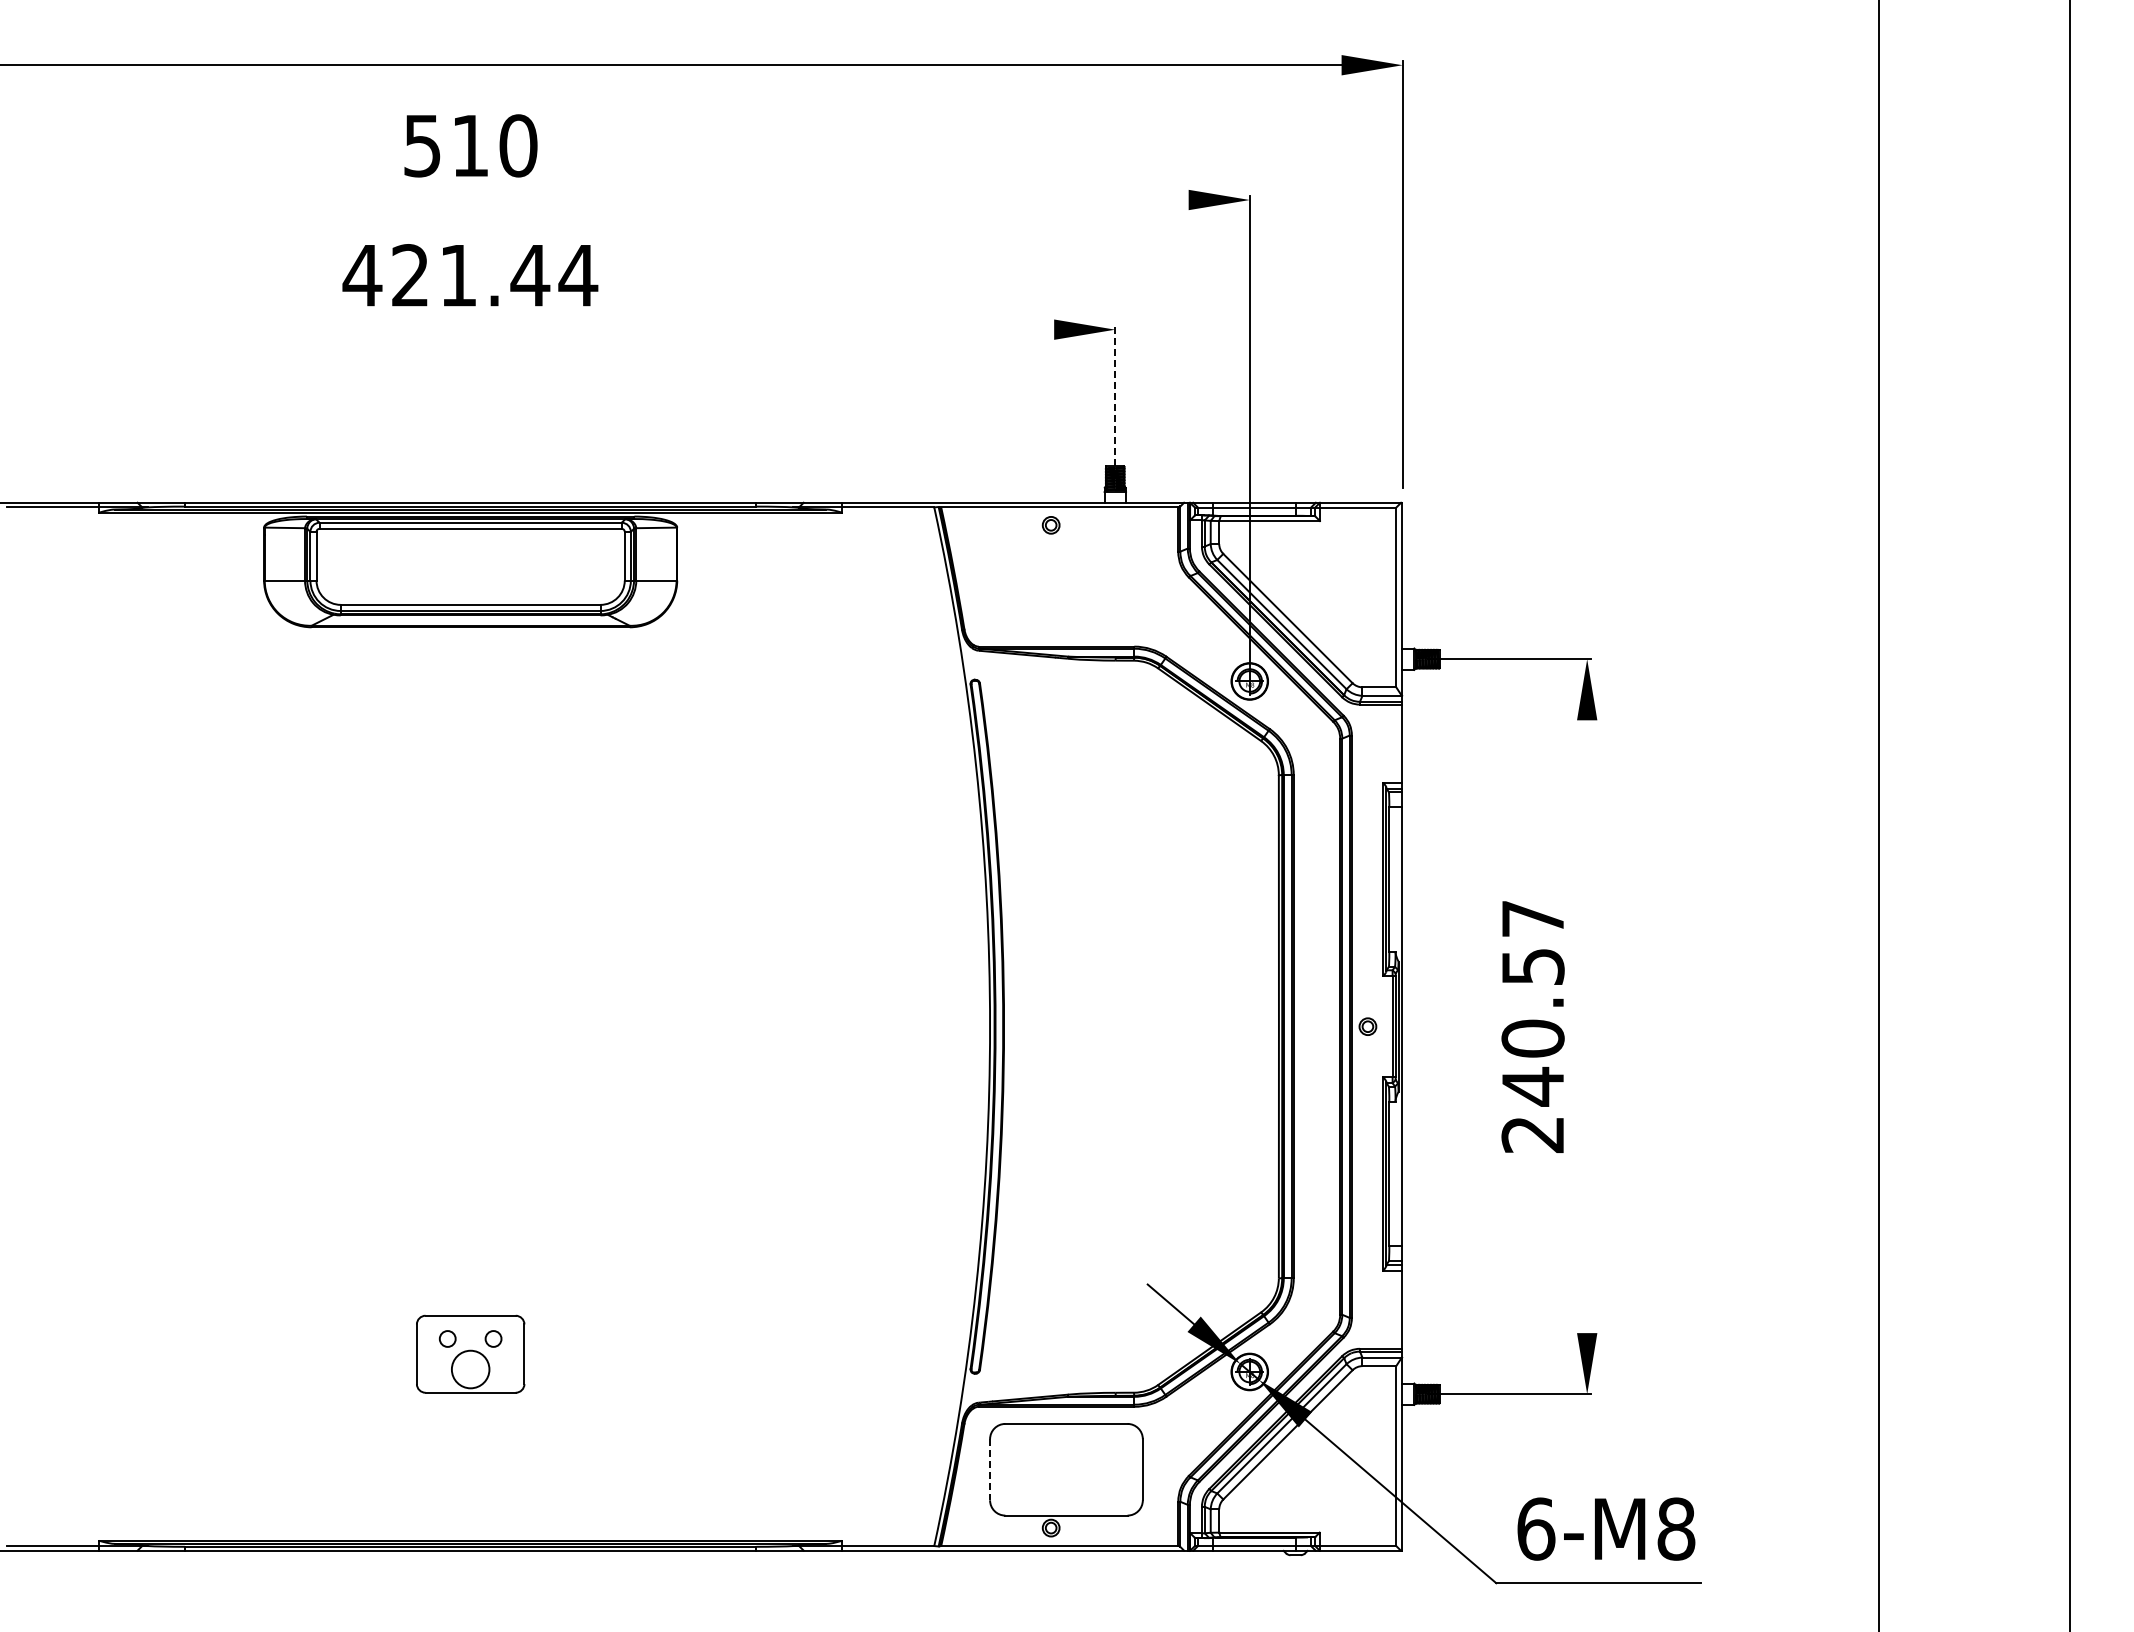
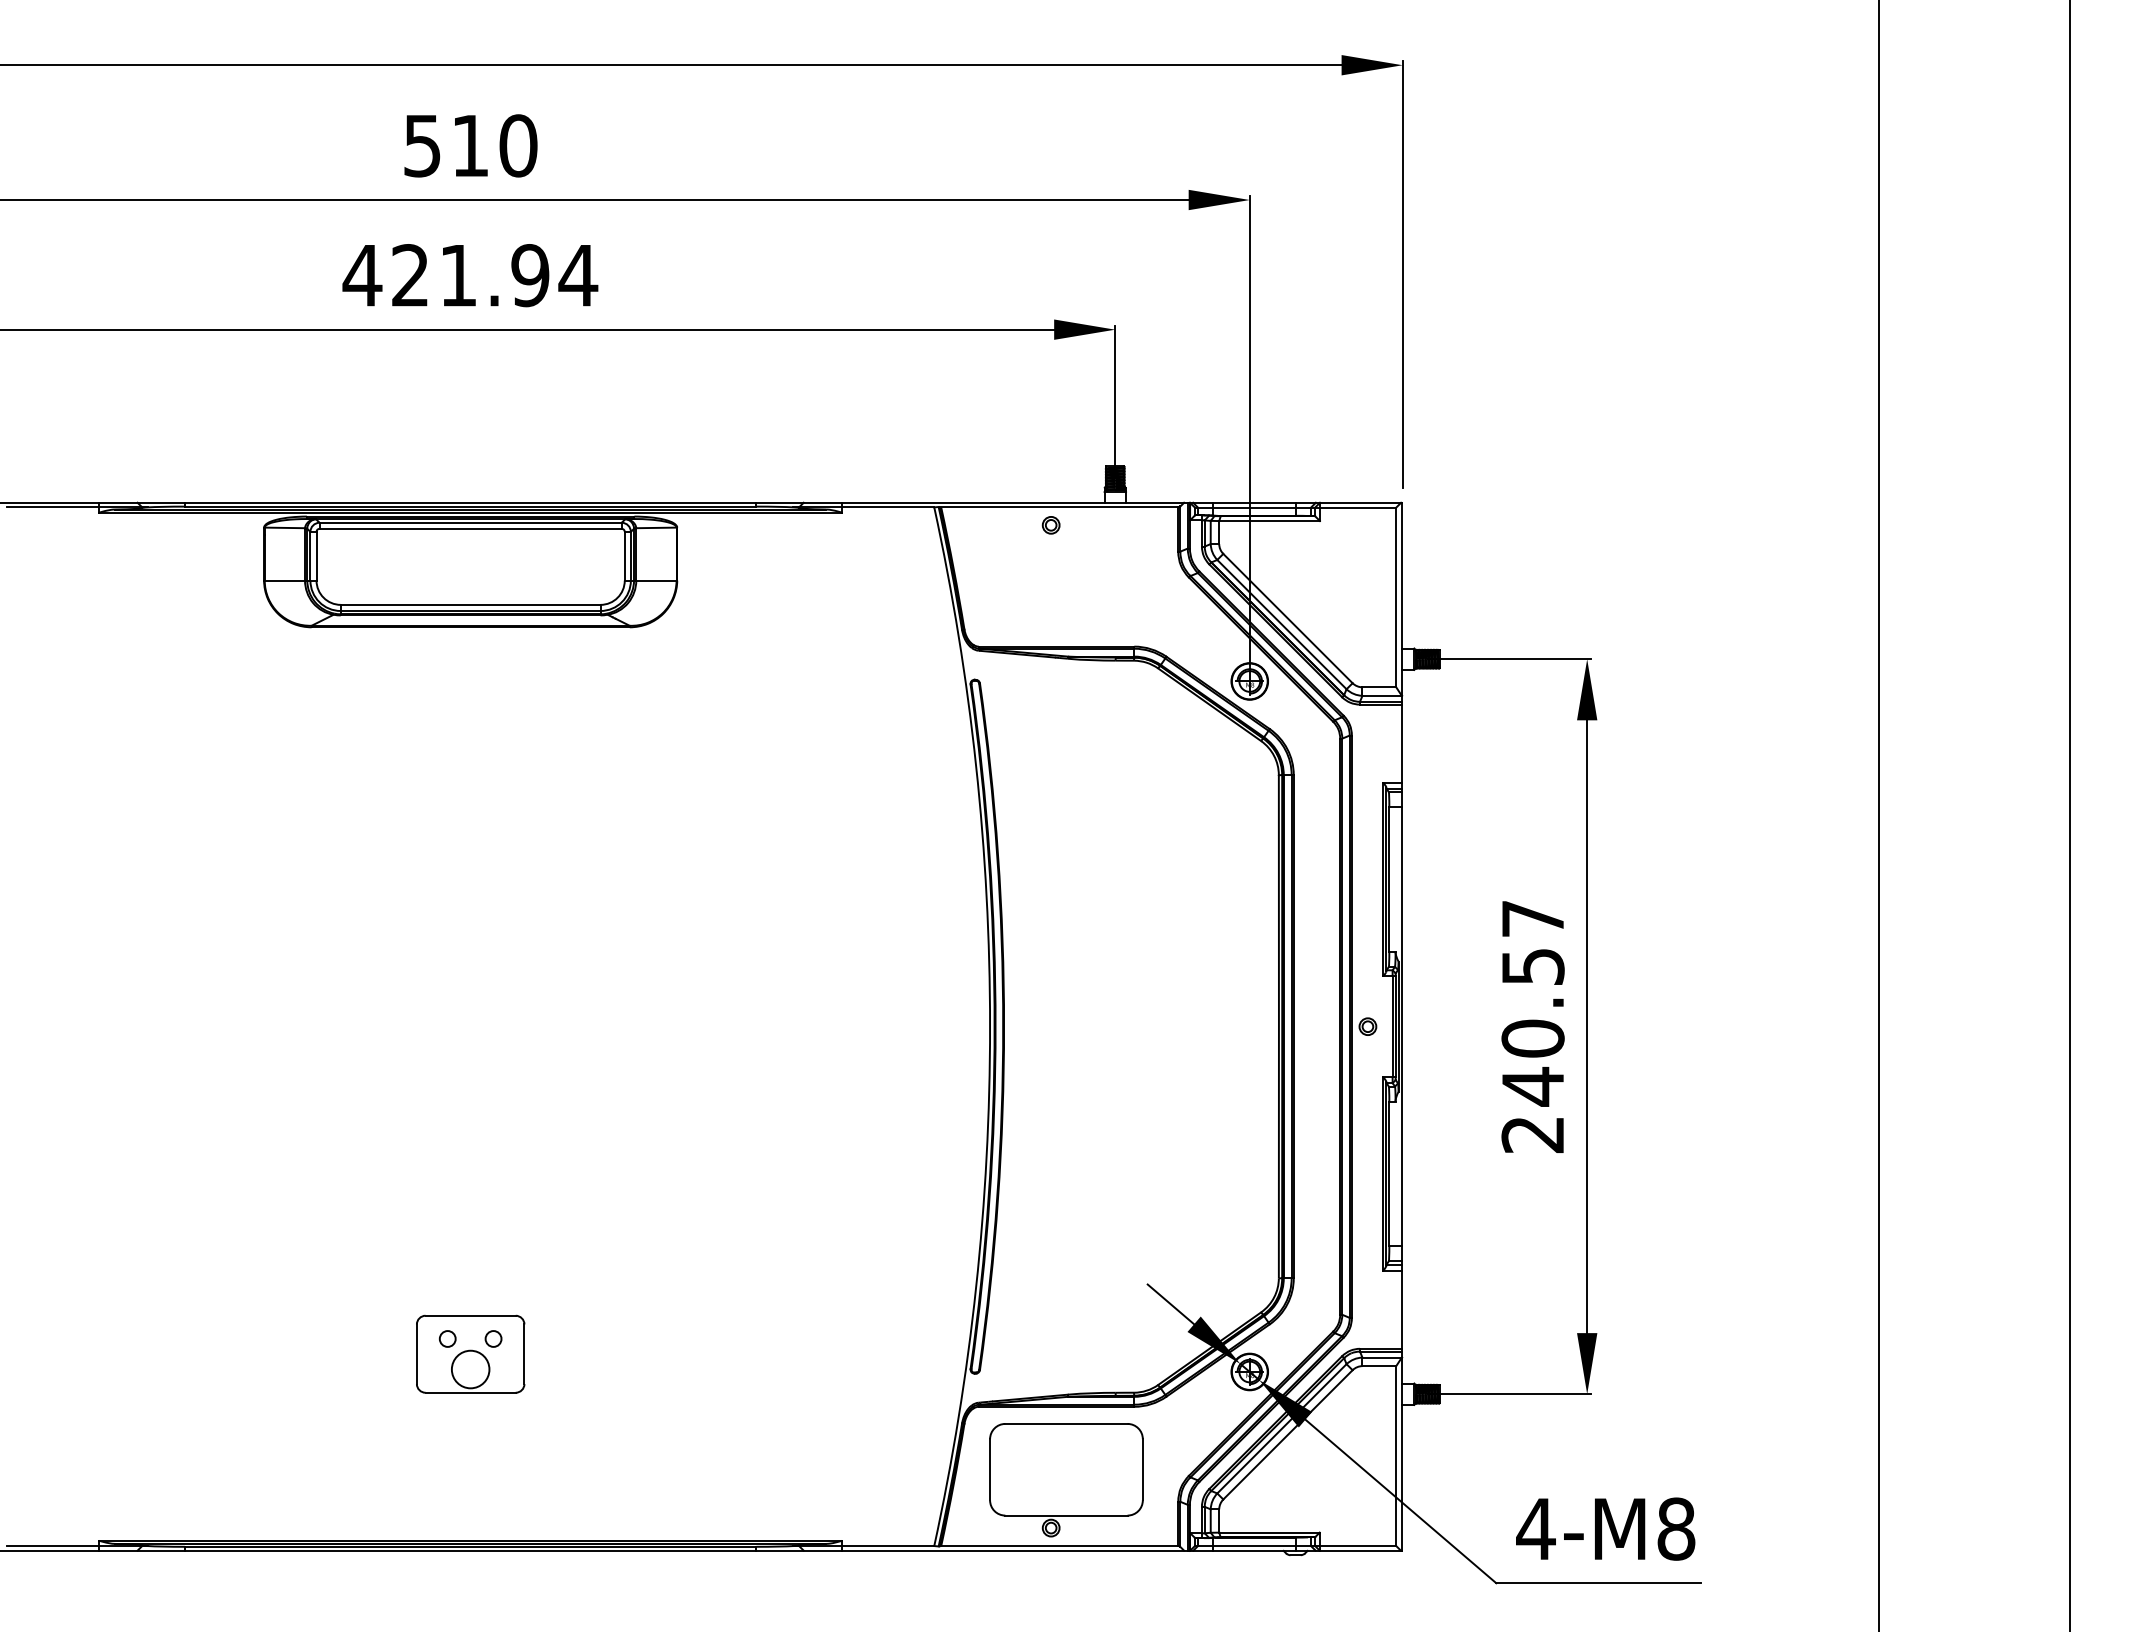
line: none -> present (595, 200)
text: 421.44 -> 421.94 (530, 275)
line: none -> present (528, 329)
line: dashed -> solid (1115, 400)
line: none -> present (1587, 1026)
line: dashed -> solid (990, 1469)
text: 6-M8 -> 4-M8 (1535, 1528)
